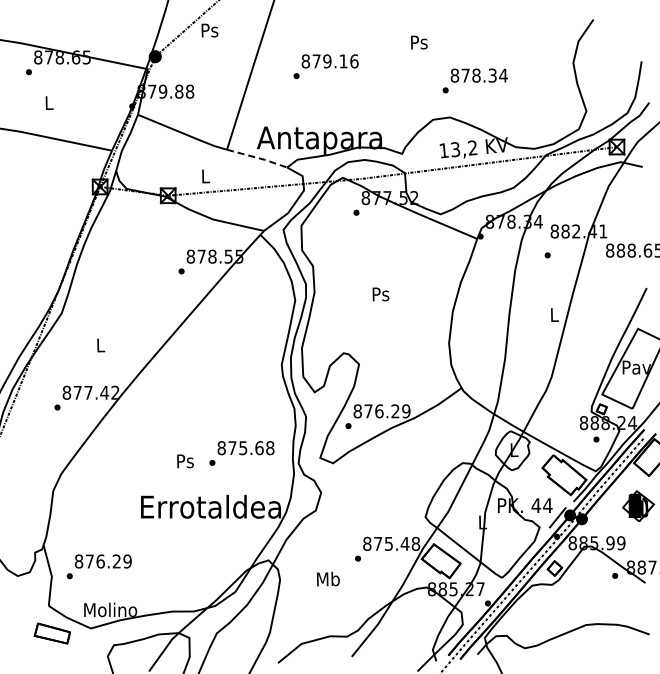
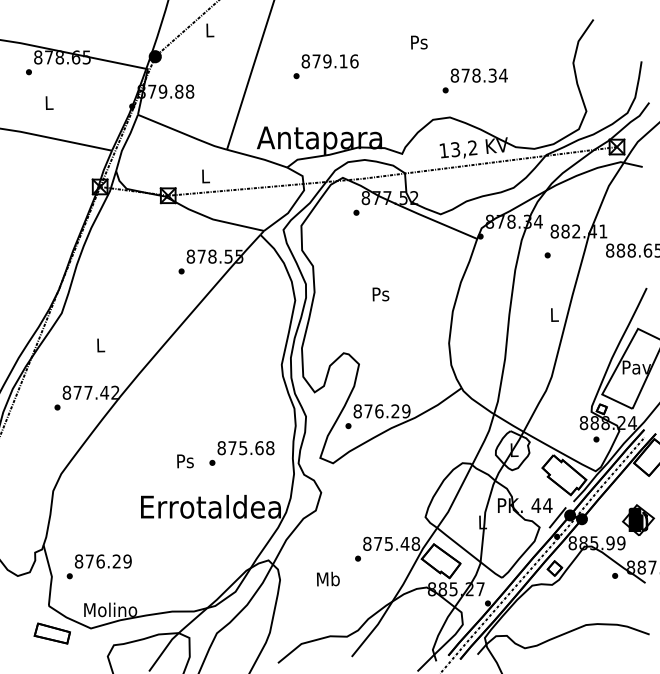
text: Ps -> L (209, 30)
line: dashed -> solid (258, 158)
part position: (638, 506) -> (638, 520) (638, 520)
